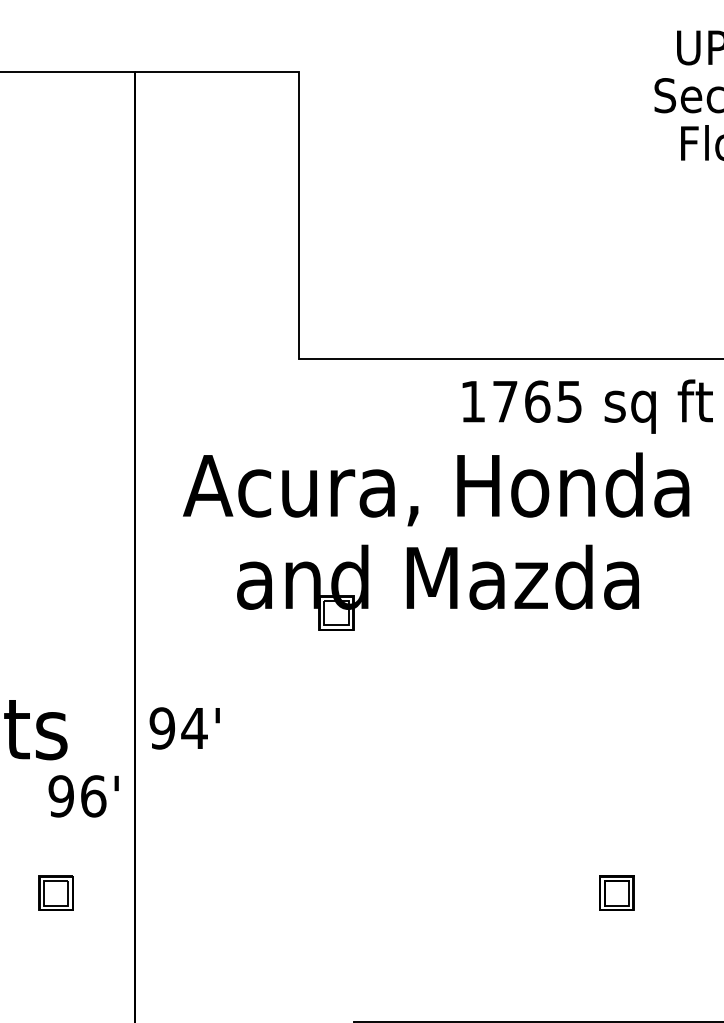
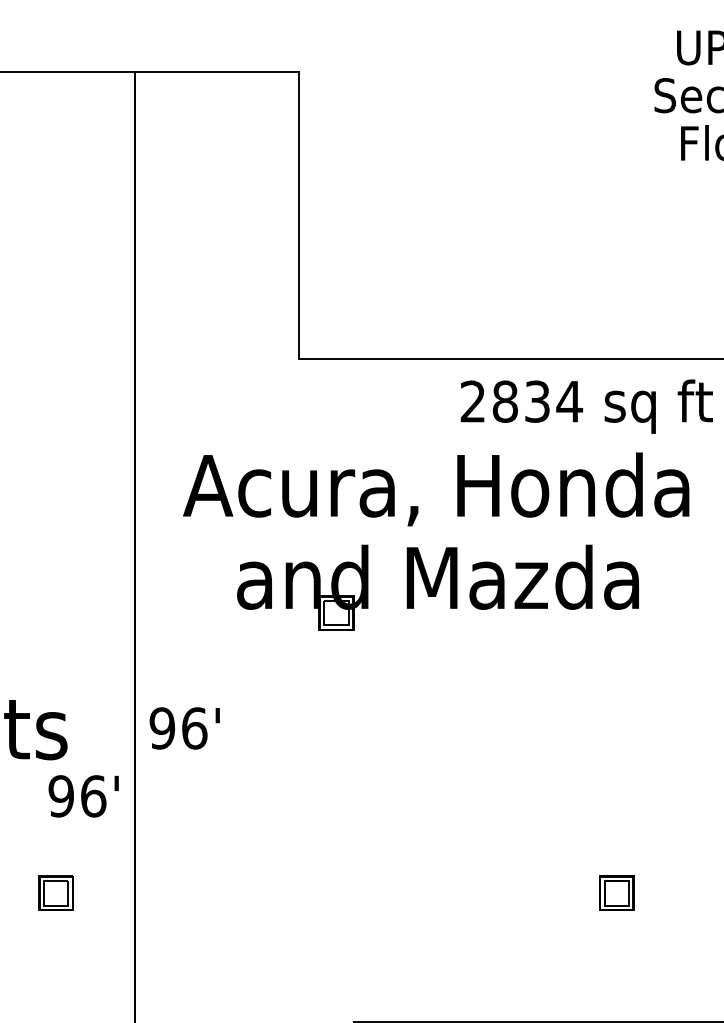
text: 1765 -> 2834 (521, 401)
text: 94' -> 96' (194, 728)
